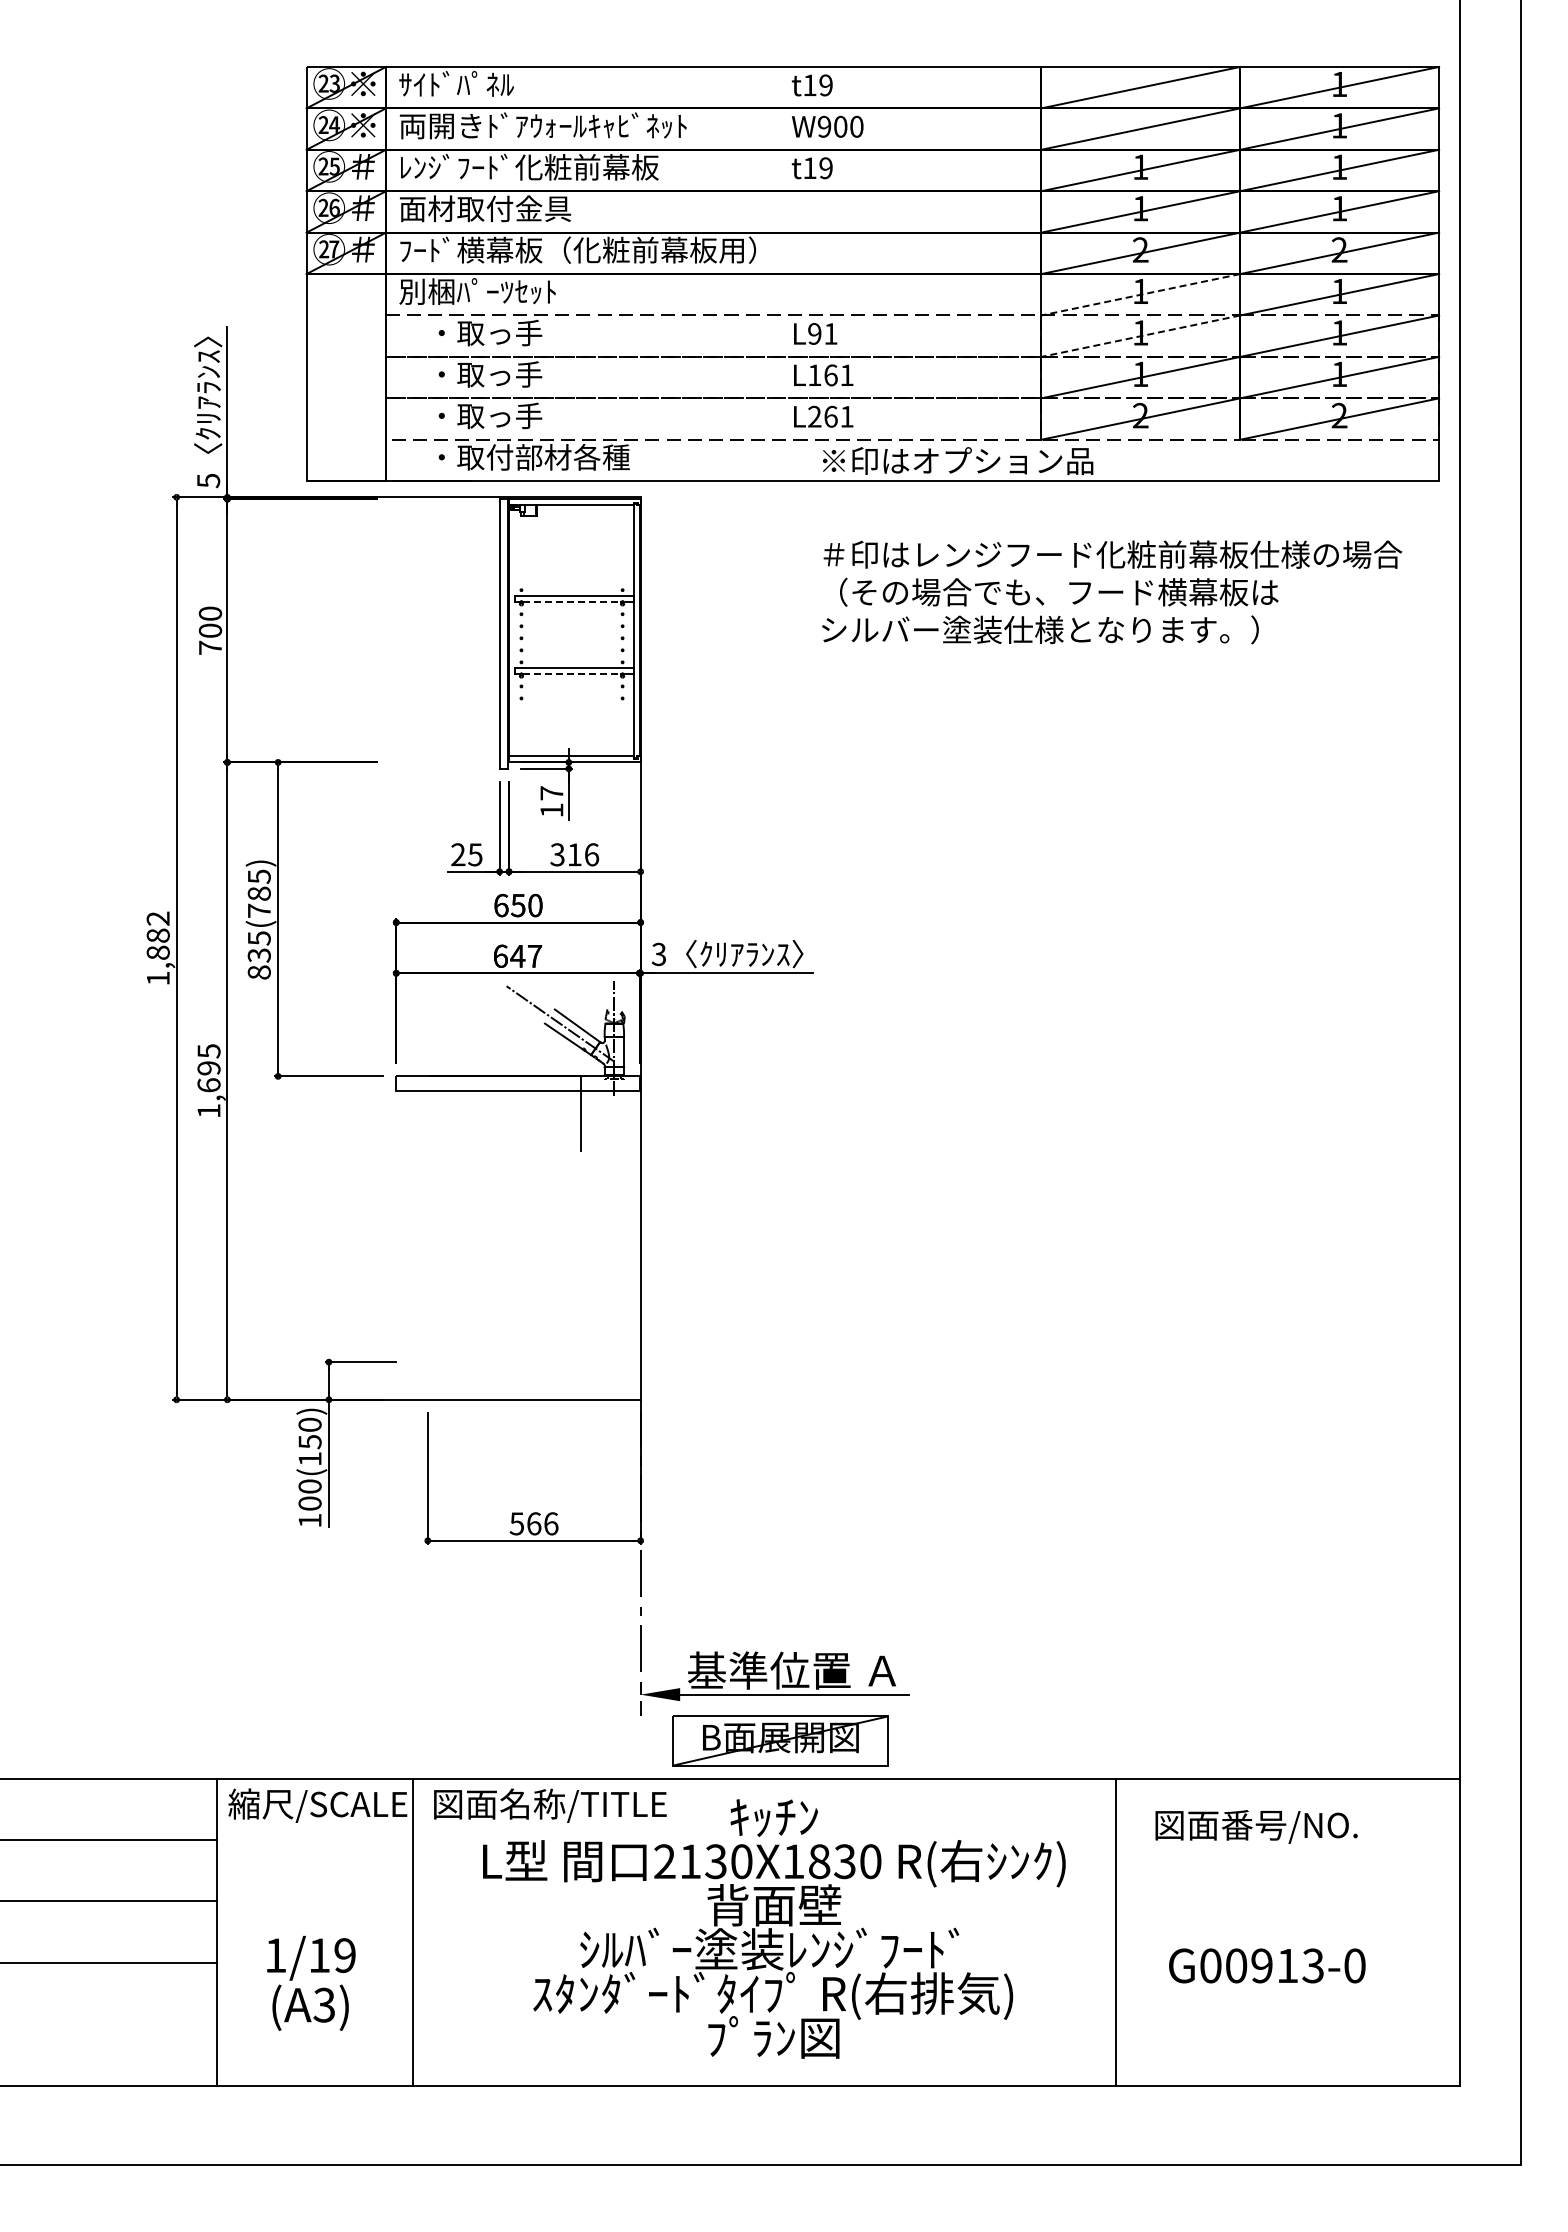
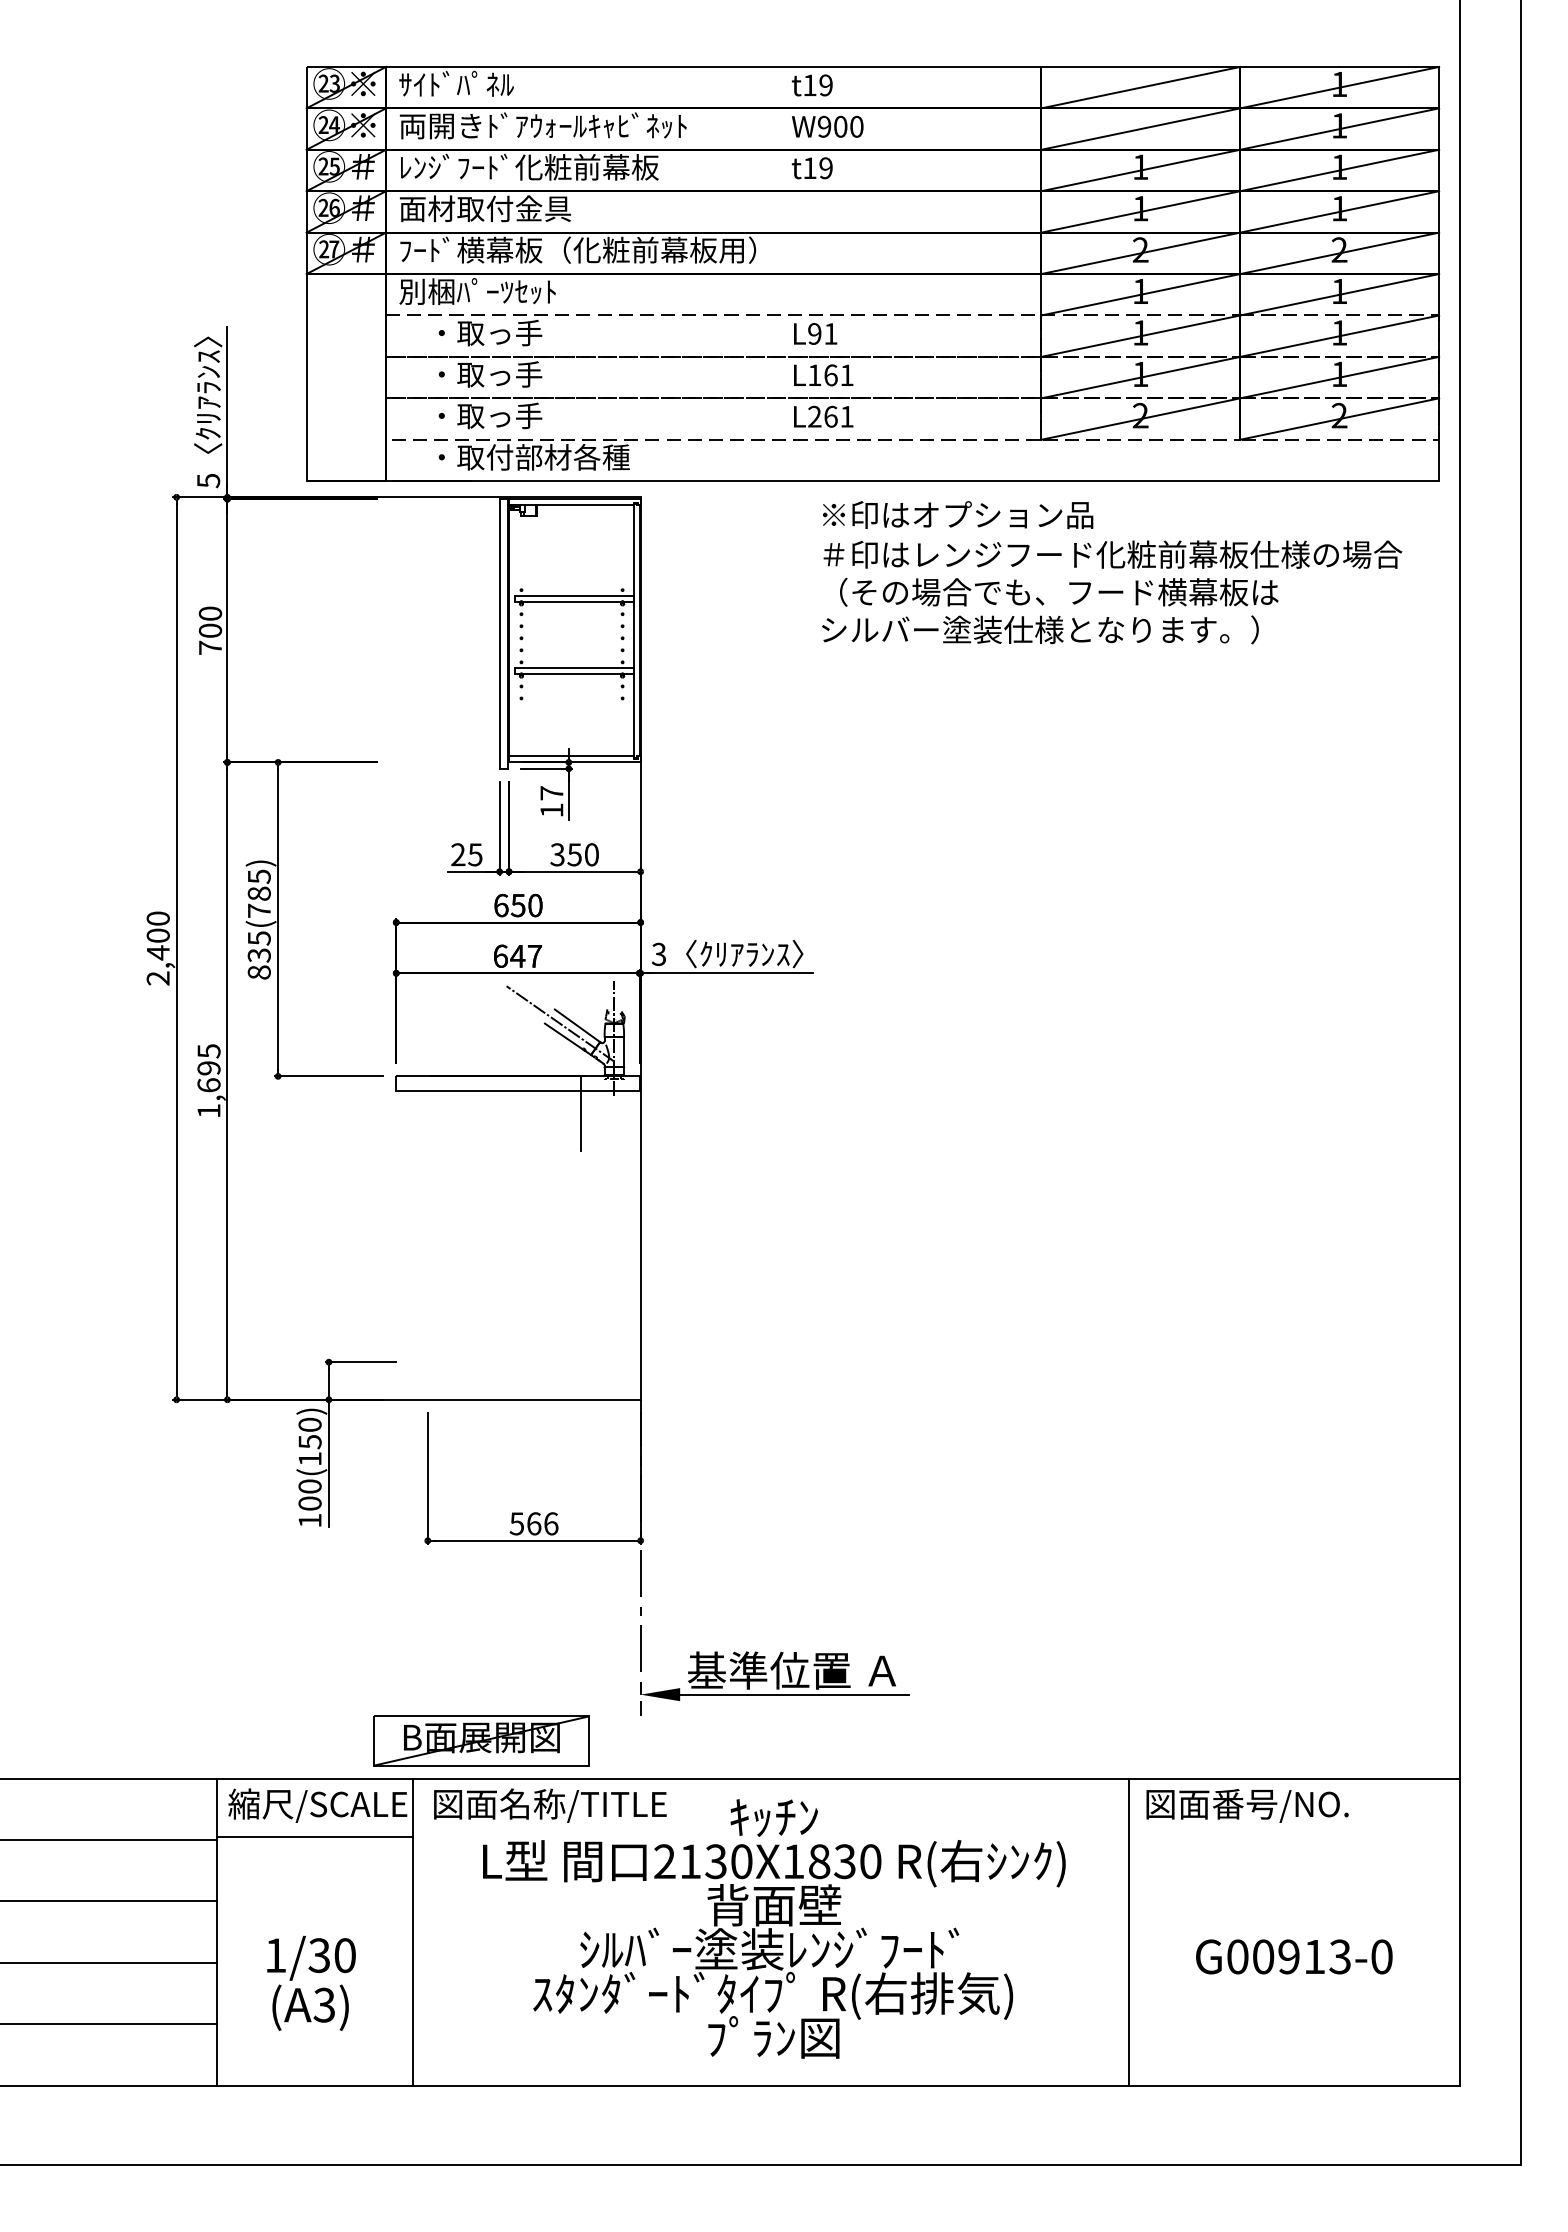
line: dashed -> solid (1140, 294)
line: dashed -> solid (1140, 336)
text position: (958, 460) -> (958, 514) (958, 514)
line: dashed -> solid (572, 601)
line: dashed -> solid (572, 673)
text: 316 -> 350 (583, 854)
text: 1,882 -> 2,400 (157, 948)
part position: (780, 1740) -> (481, 1740) (481, 1740)
text position: (1256, 1826) -> (1247, 1805) (1247, 1805)
line: none -> present (314, 1836)
line position: (1115, 1931) -> (1128, 1931) (1128, 1931)
text: 1/19 -> 1/30 (331, 1955)
text position: (1267, 1965) -> (1294, 1956) (1294, 1956)
line: none -> present (109, 2024)
